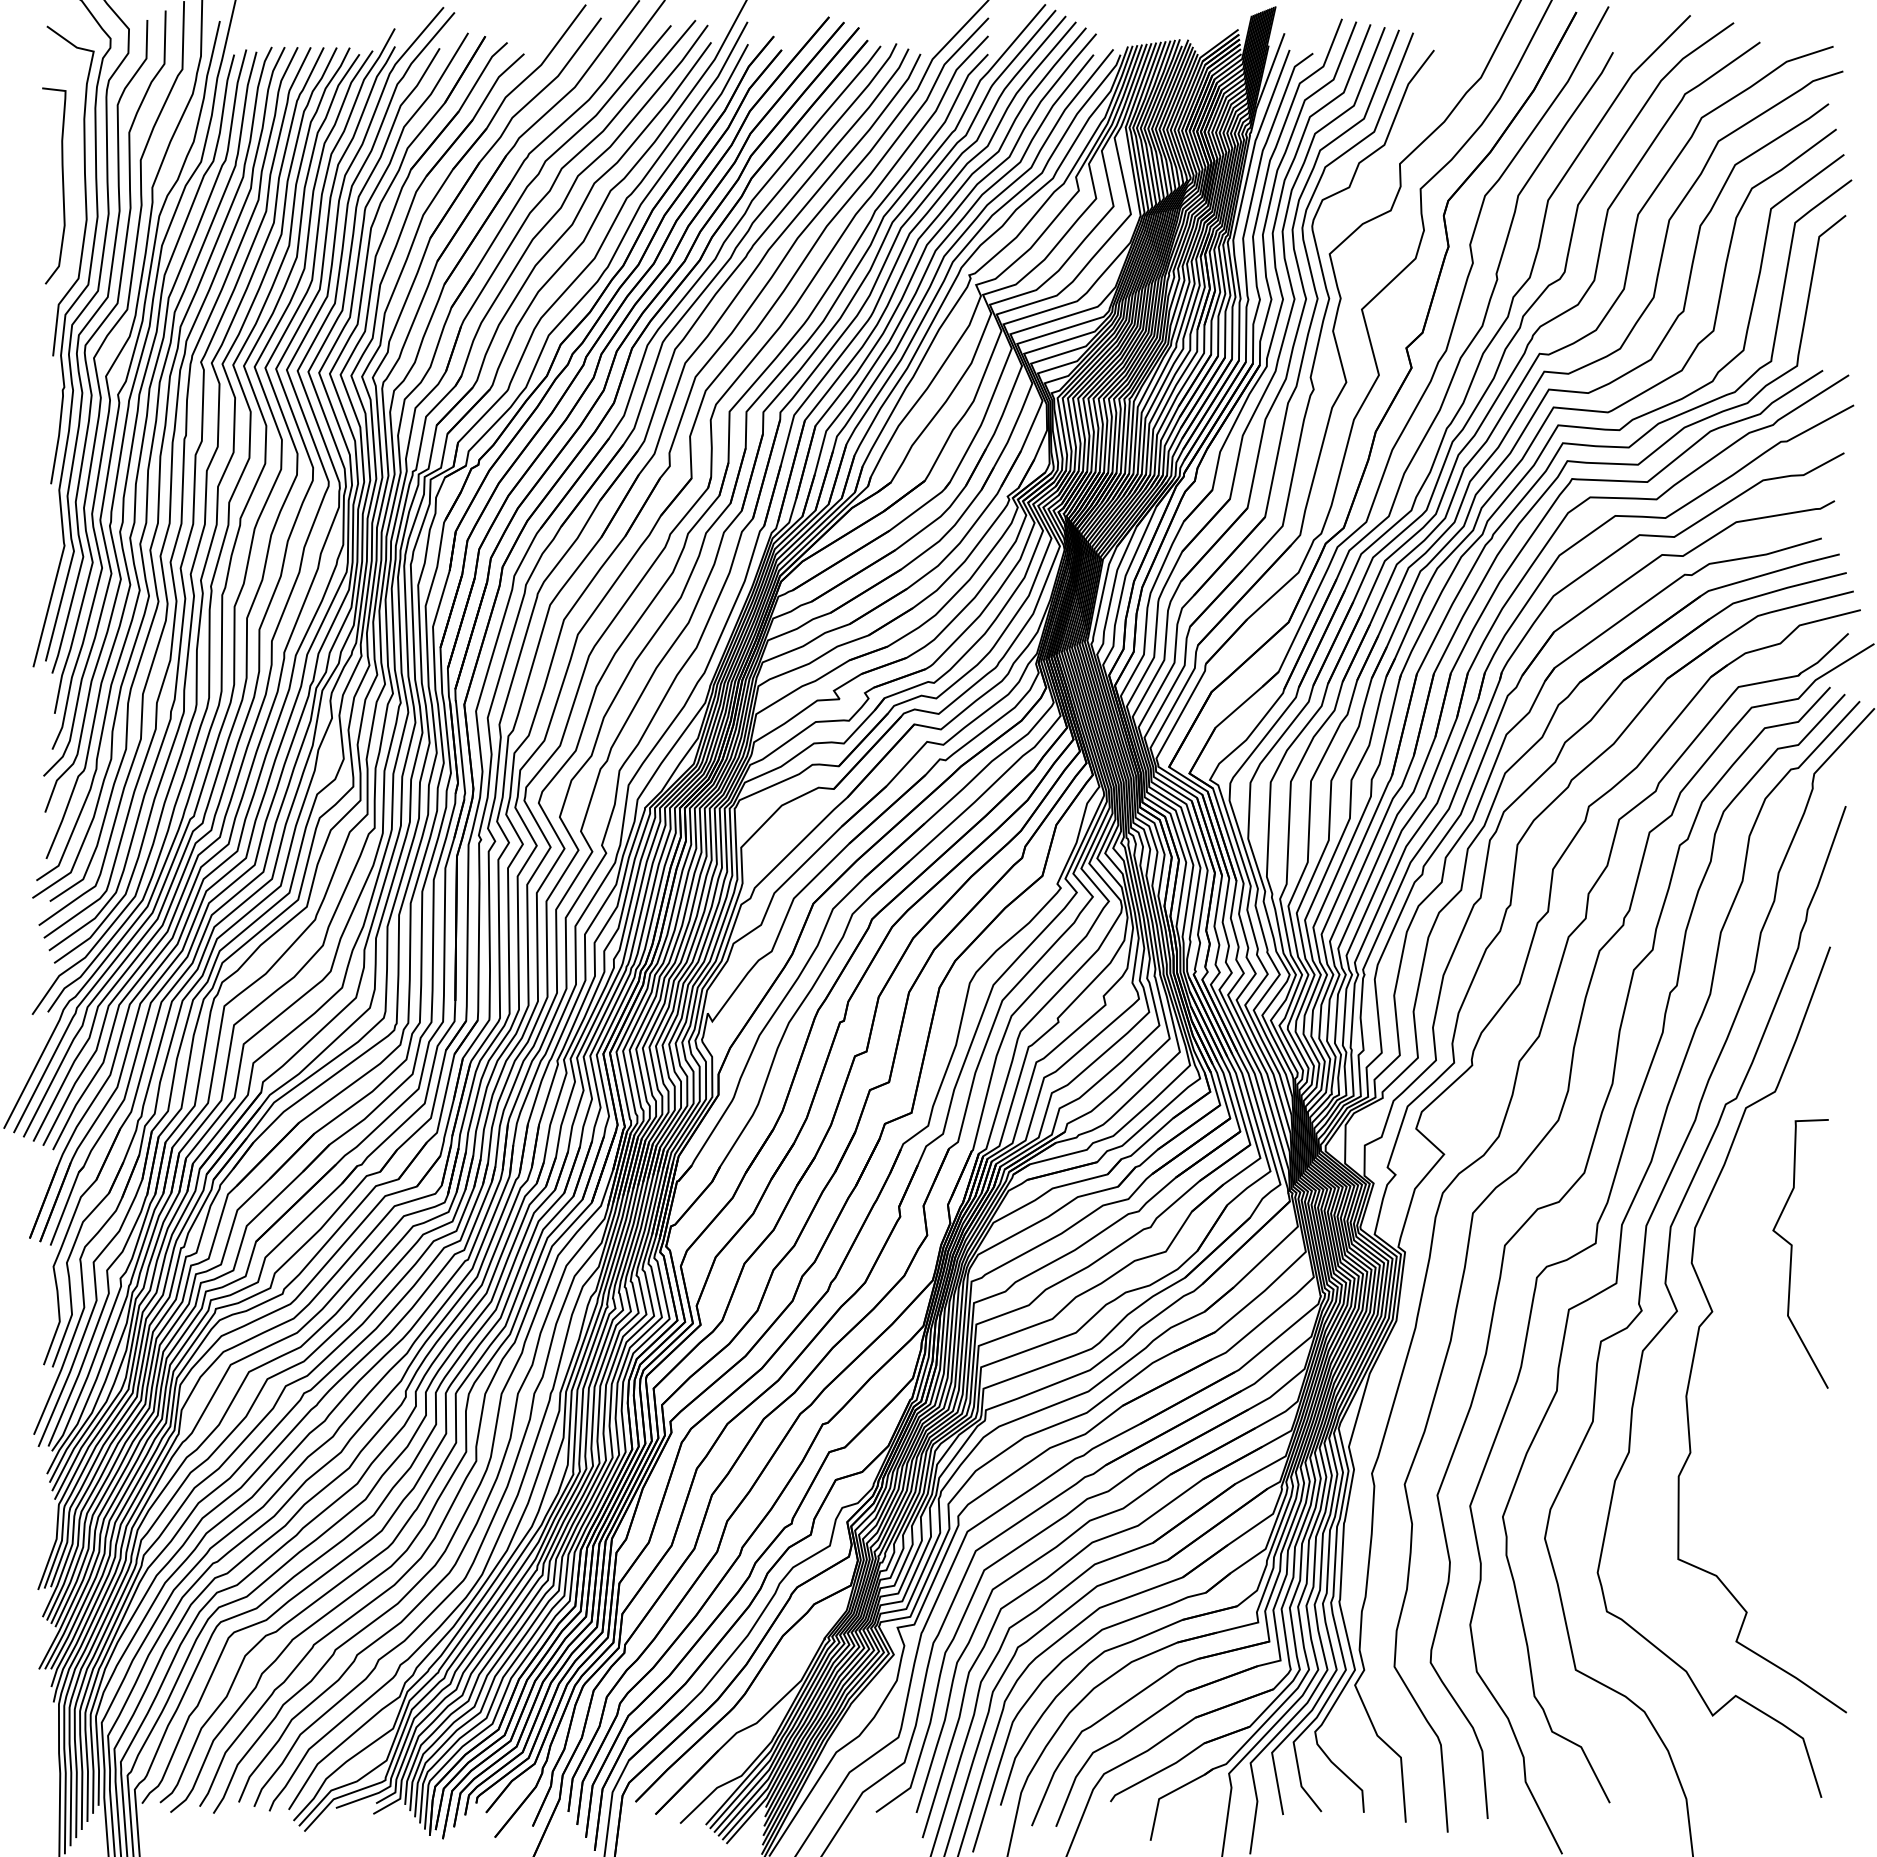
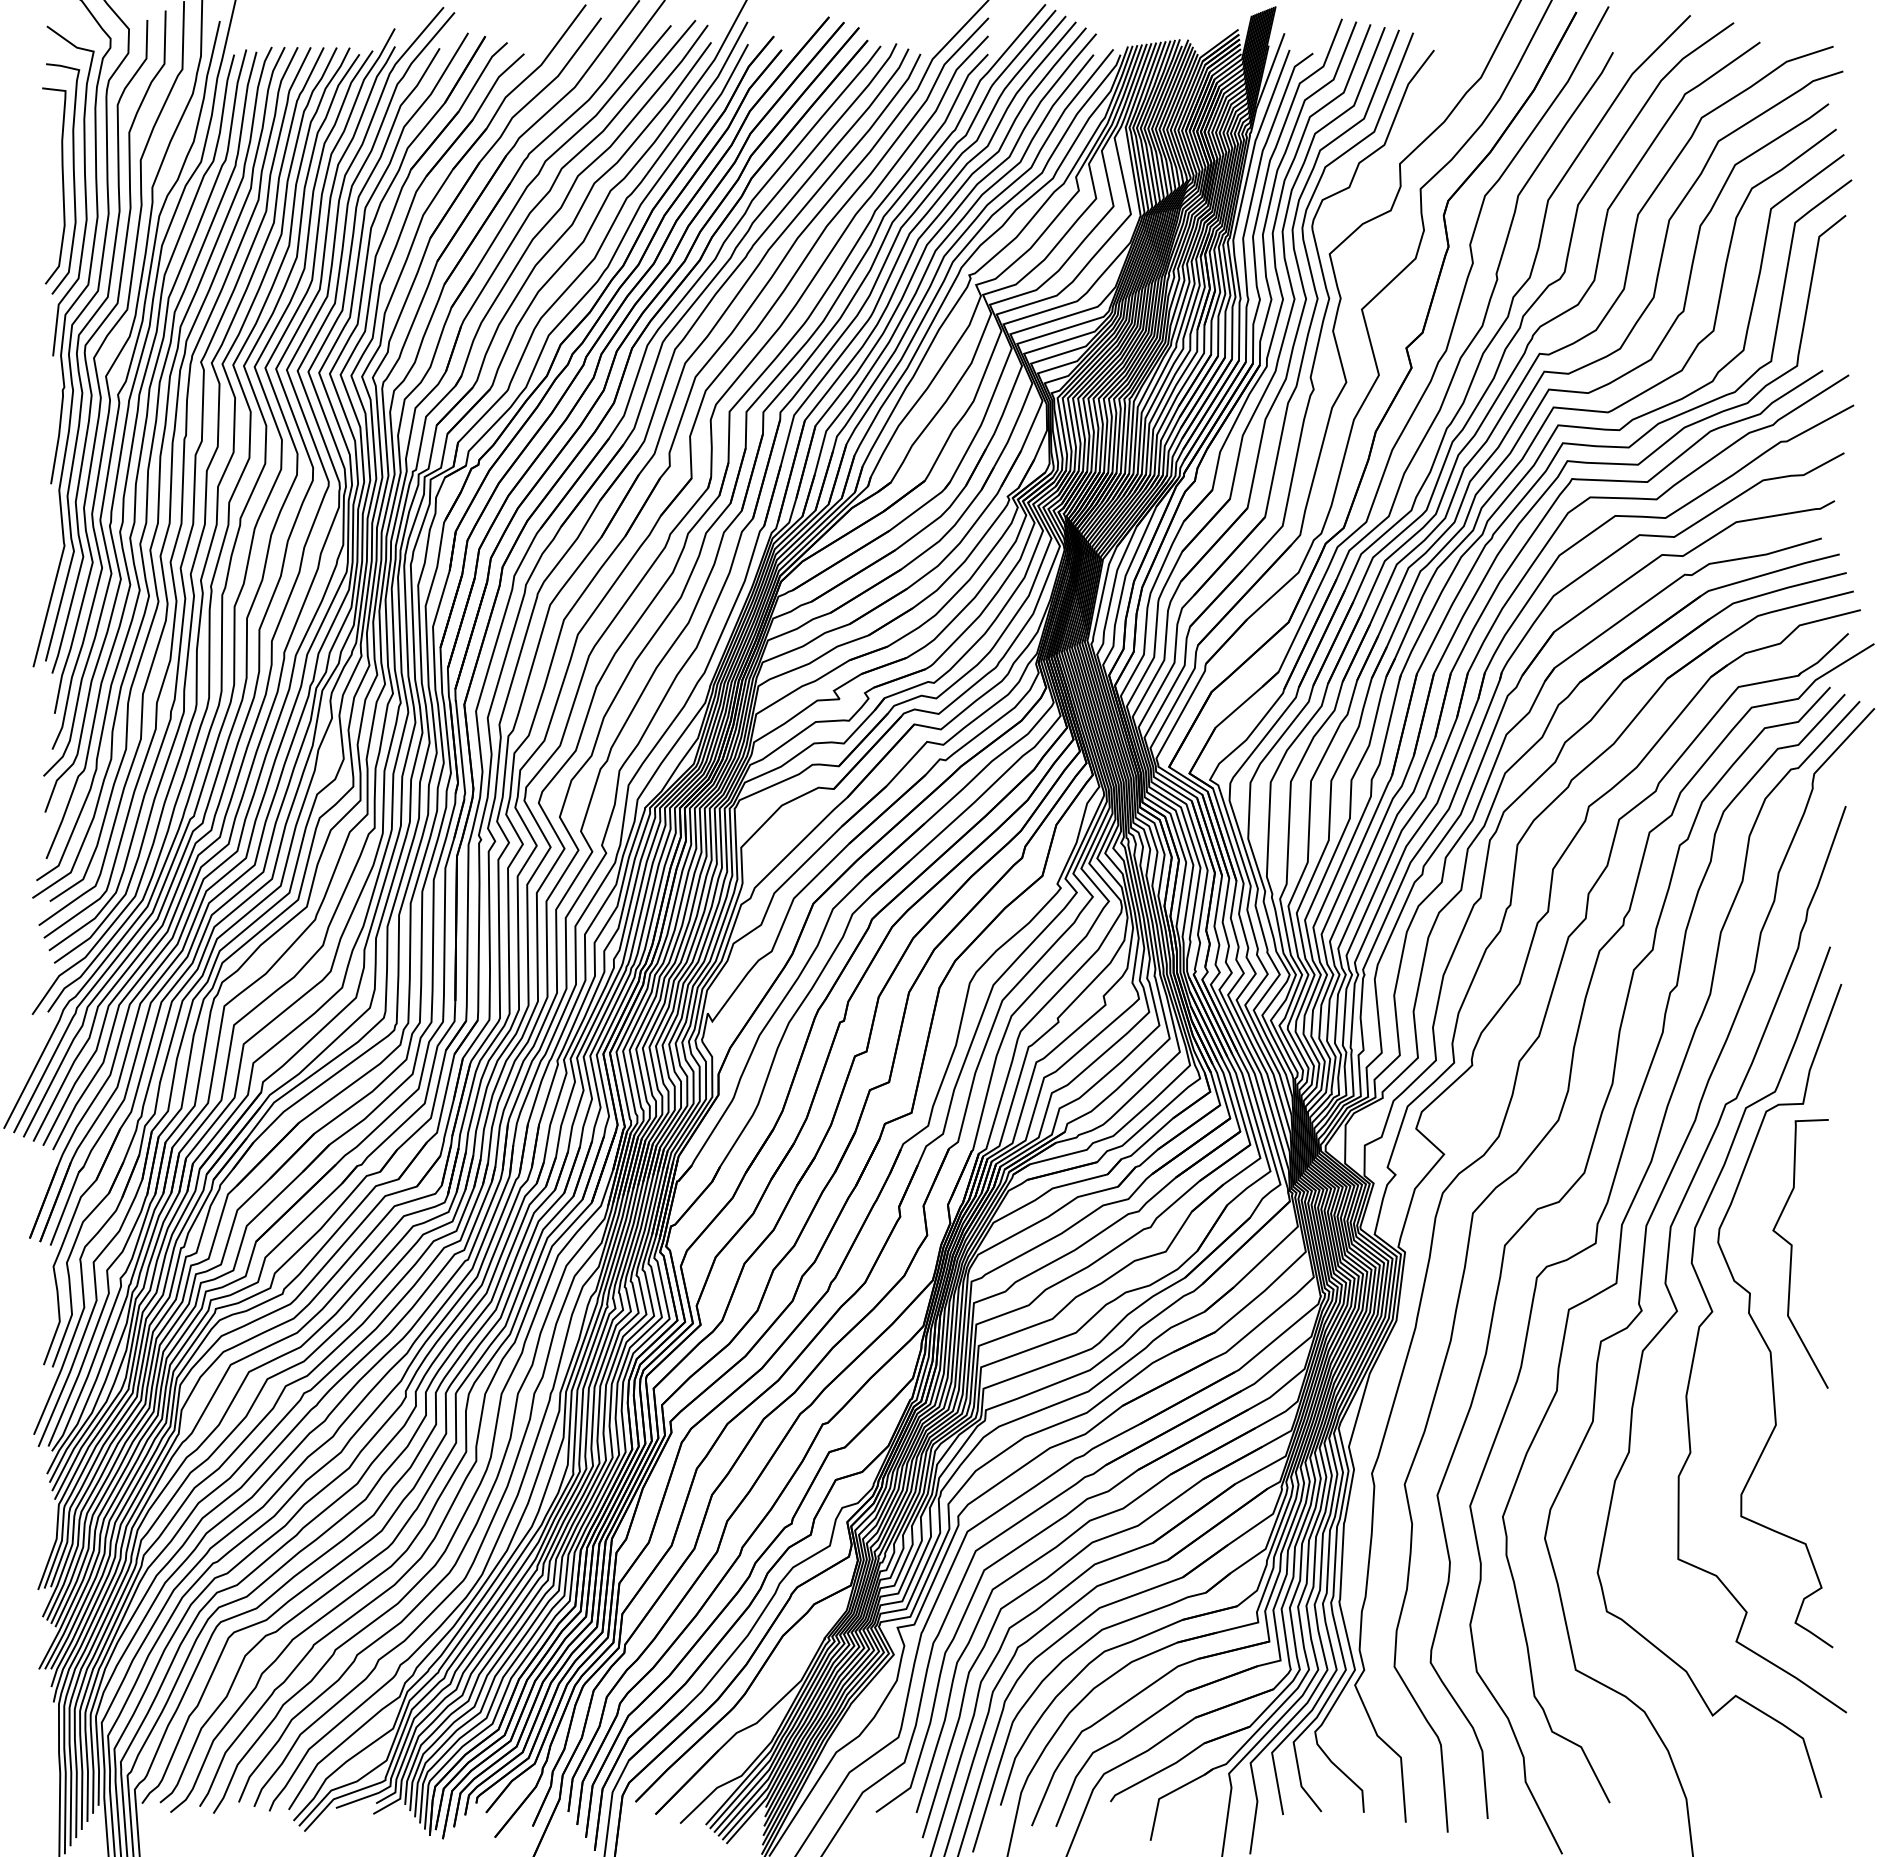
curve: none -> present (73, 178)
curve: none -> present (1759, 1329)
